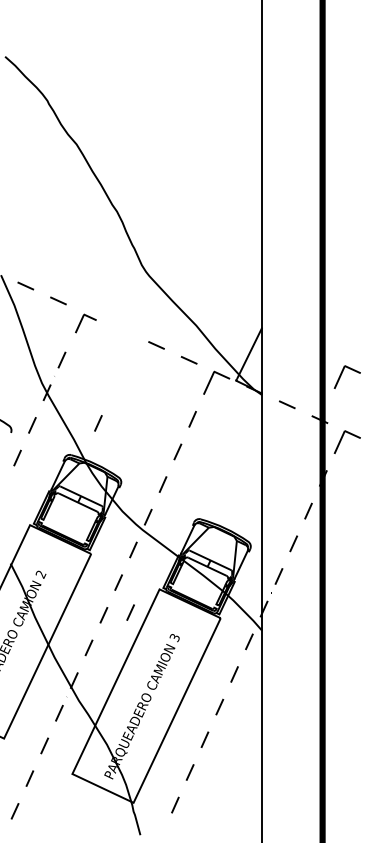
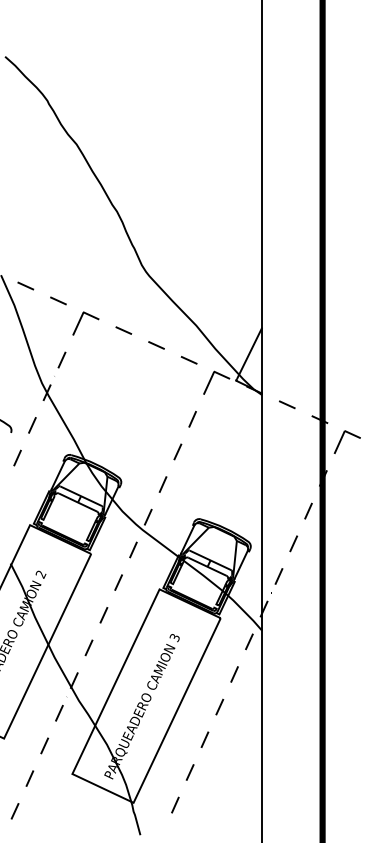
part size: 22x21 px -> 28x25 px (85, 323)
line: none -> present (123, 330)
part: present -> none (346, 376)
line: present -> none (98, 423)
line: present -> none (130, 612)
